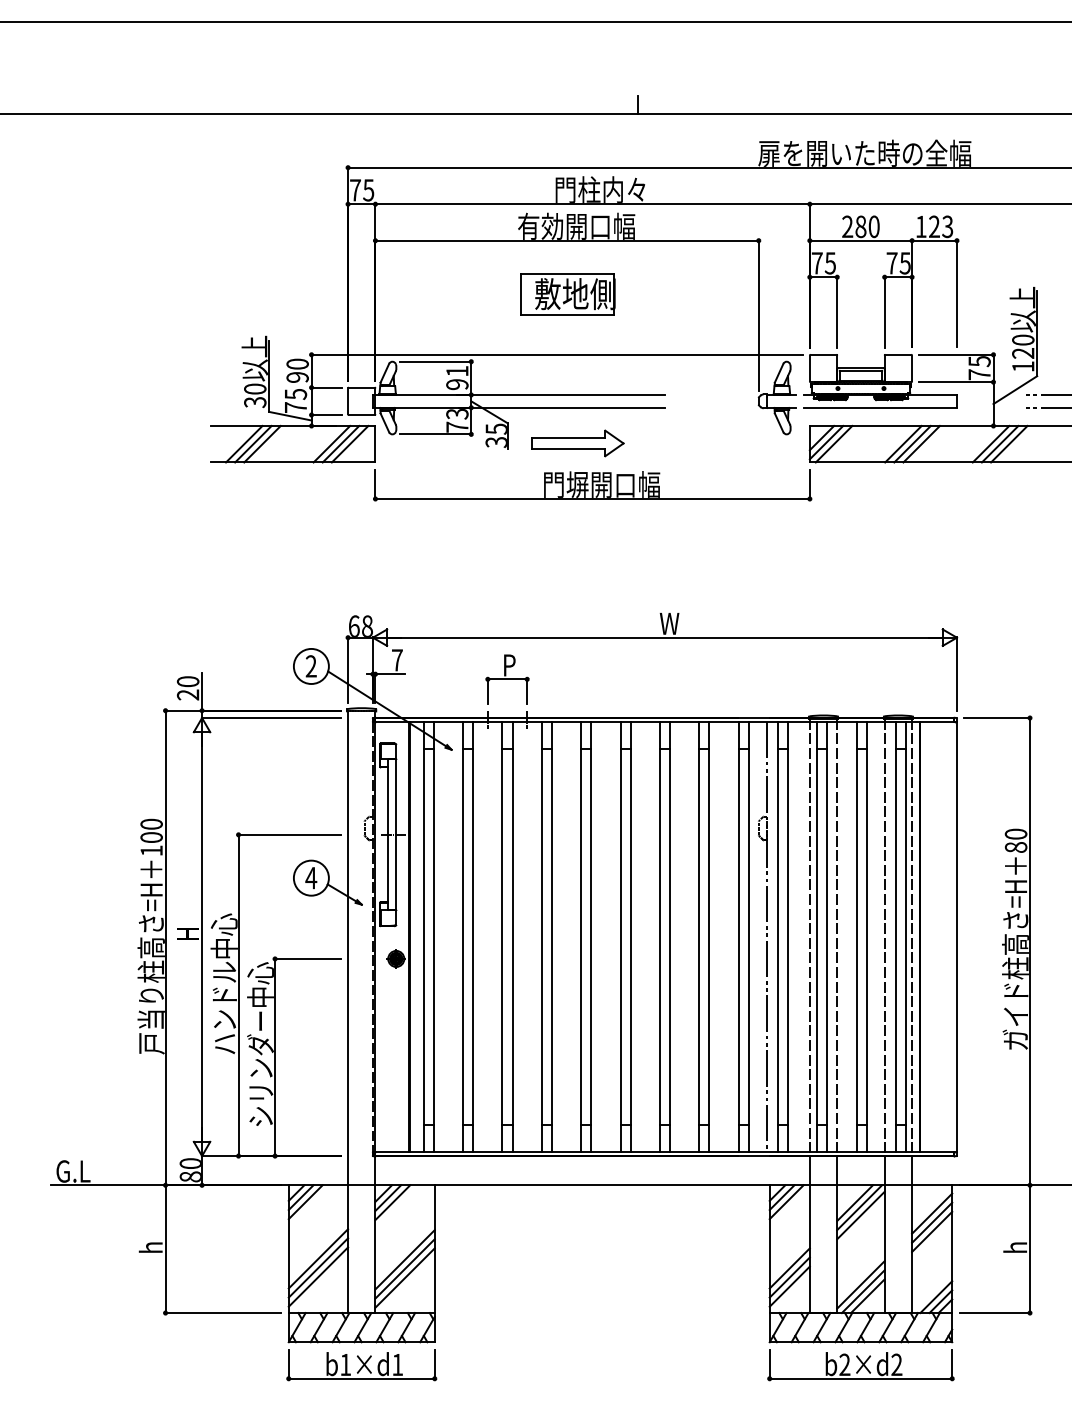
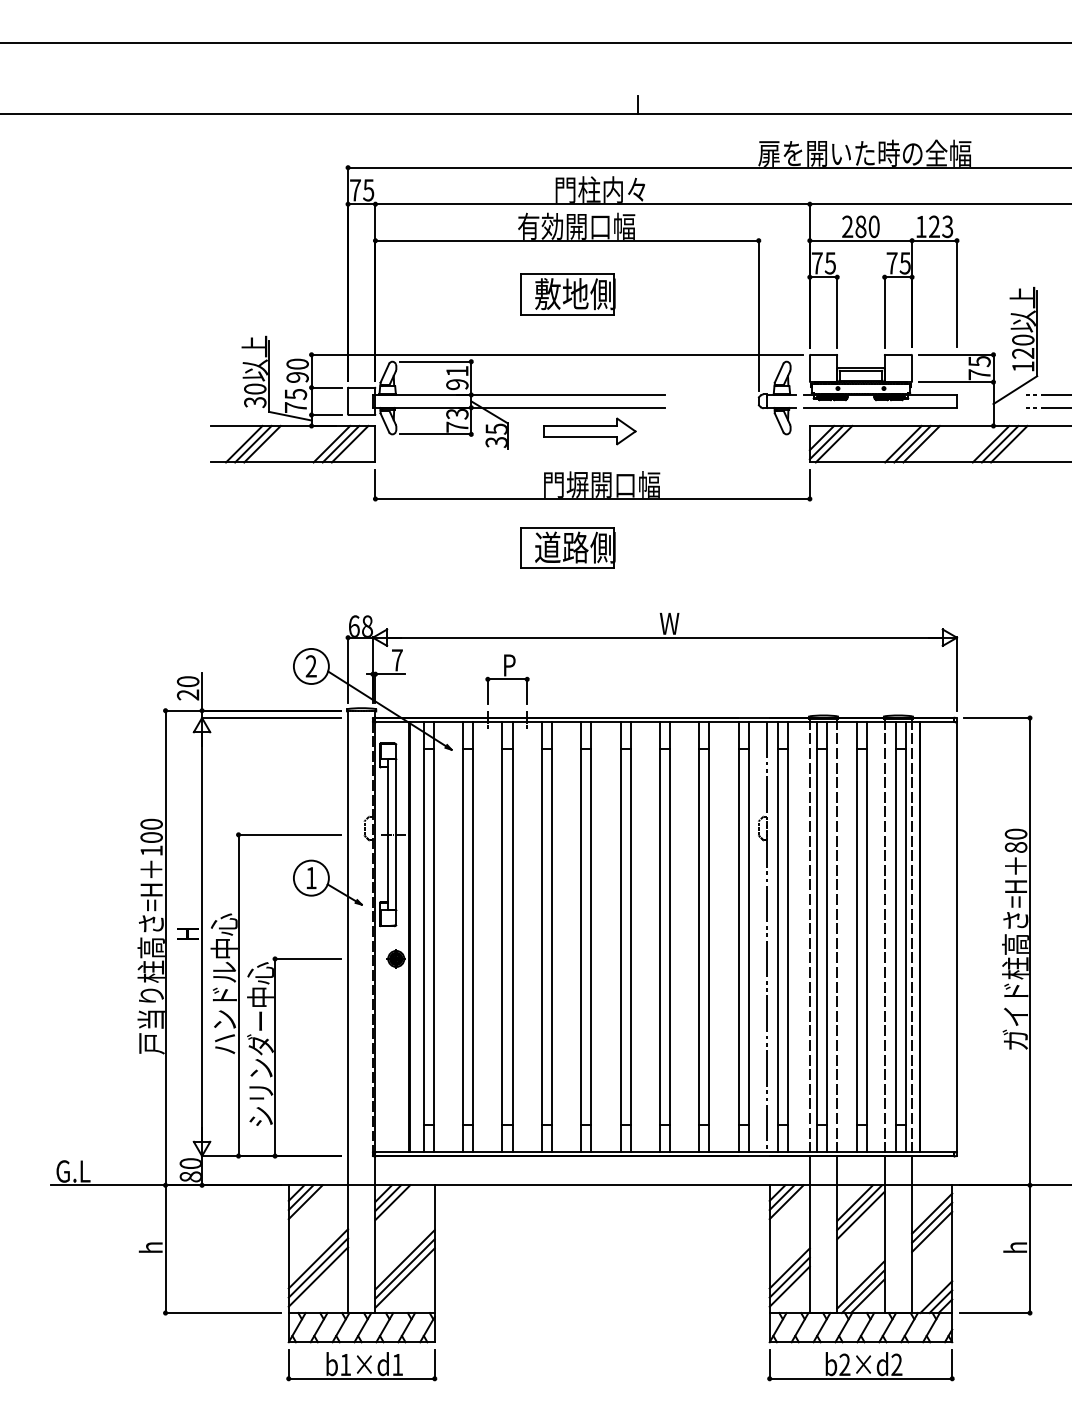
line position: (535, 21) -> (535, 42) (535, 42)
part position: (577, 443) -> (589, 431) (589, 431)
part: none -> present (567, 547)
text: 4 -> 1 (311, 878)
